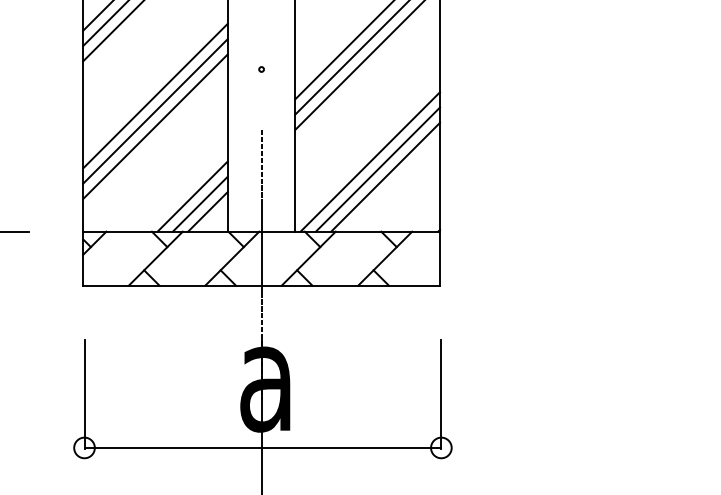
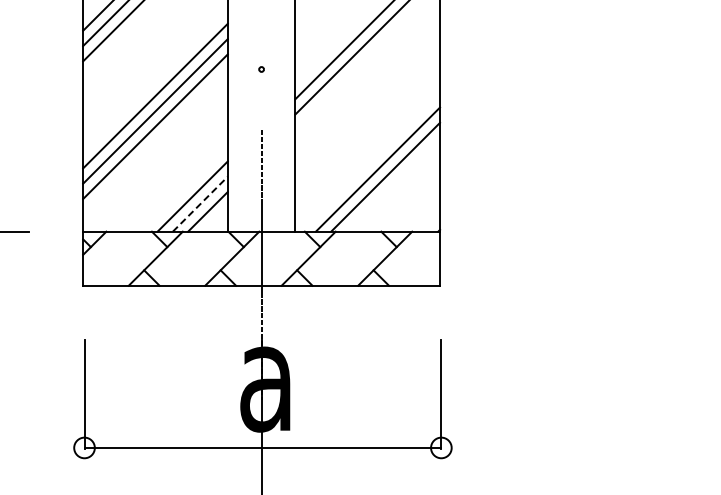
line: present -> none (359, 65)
line: present -> none (370, 161)
line: solid -> dashed (200, 204)
